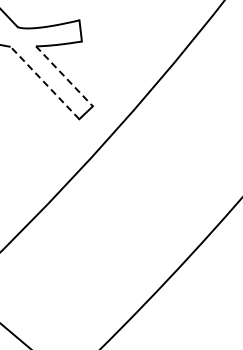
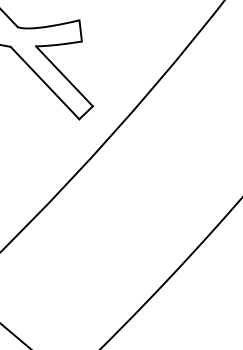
line: dashed -> solid (64, 76)
line: dashed -> solid (44, 83)
